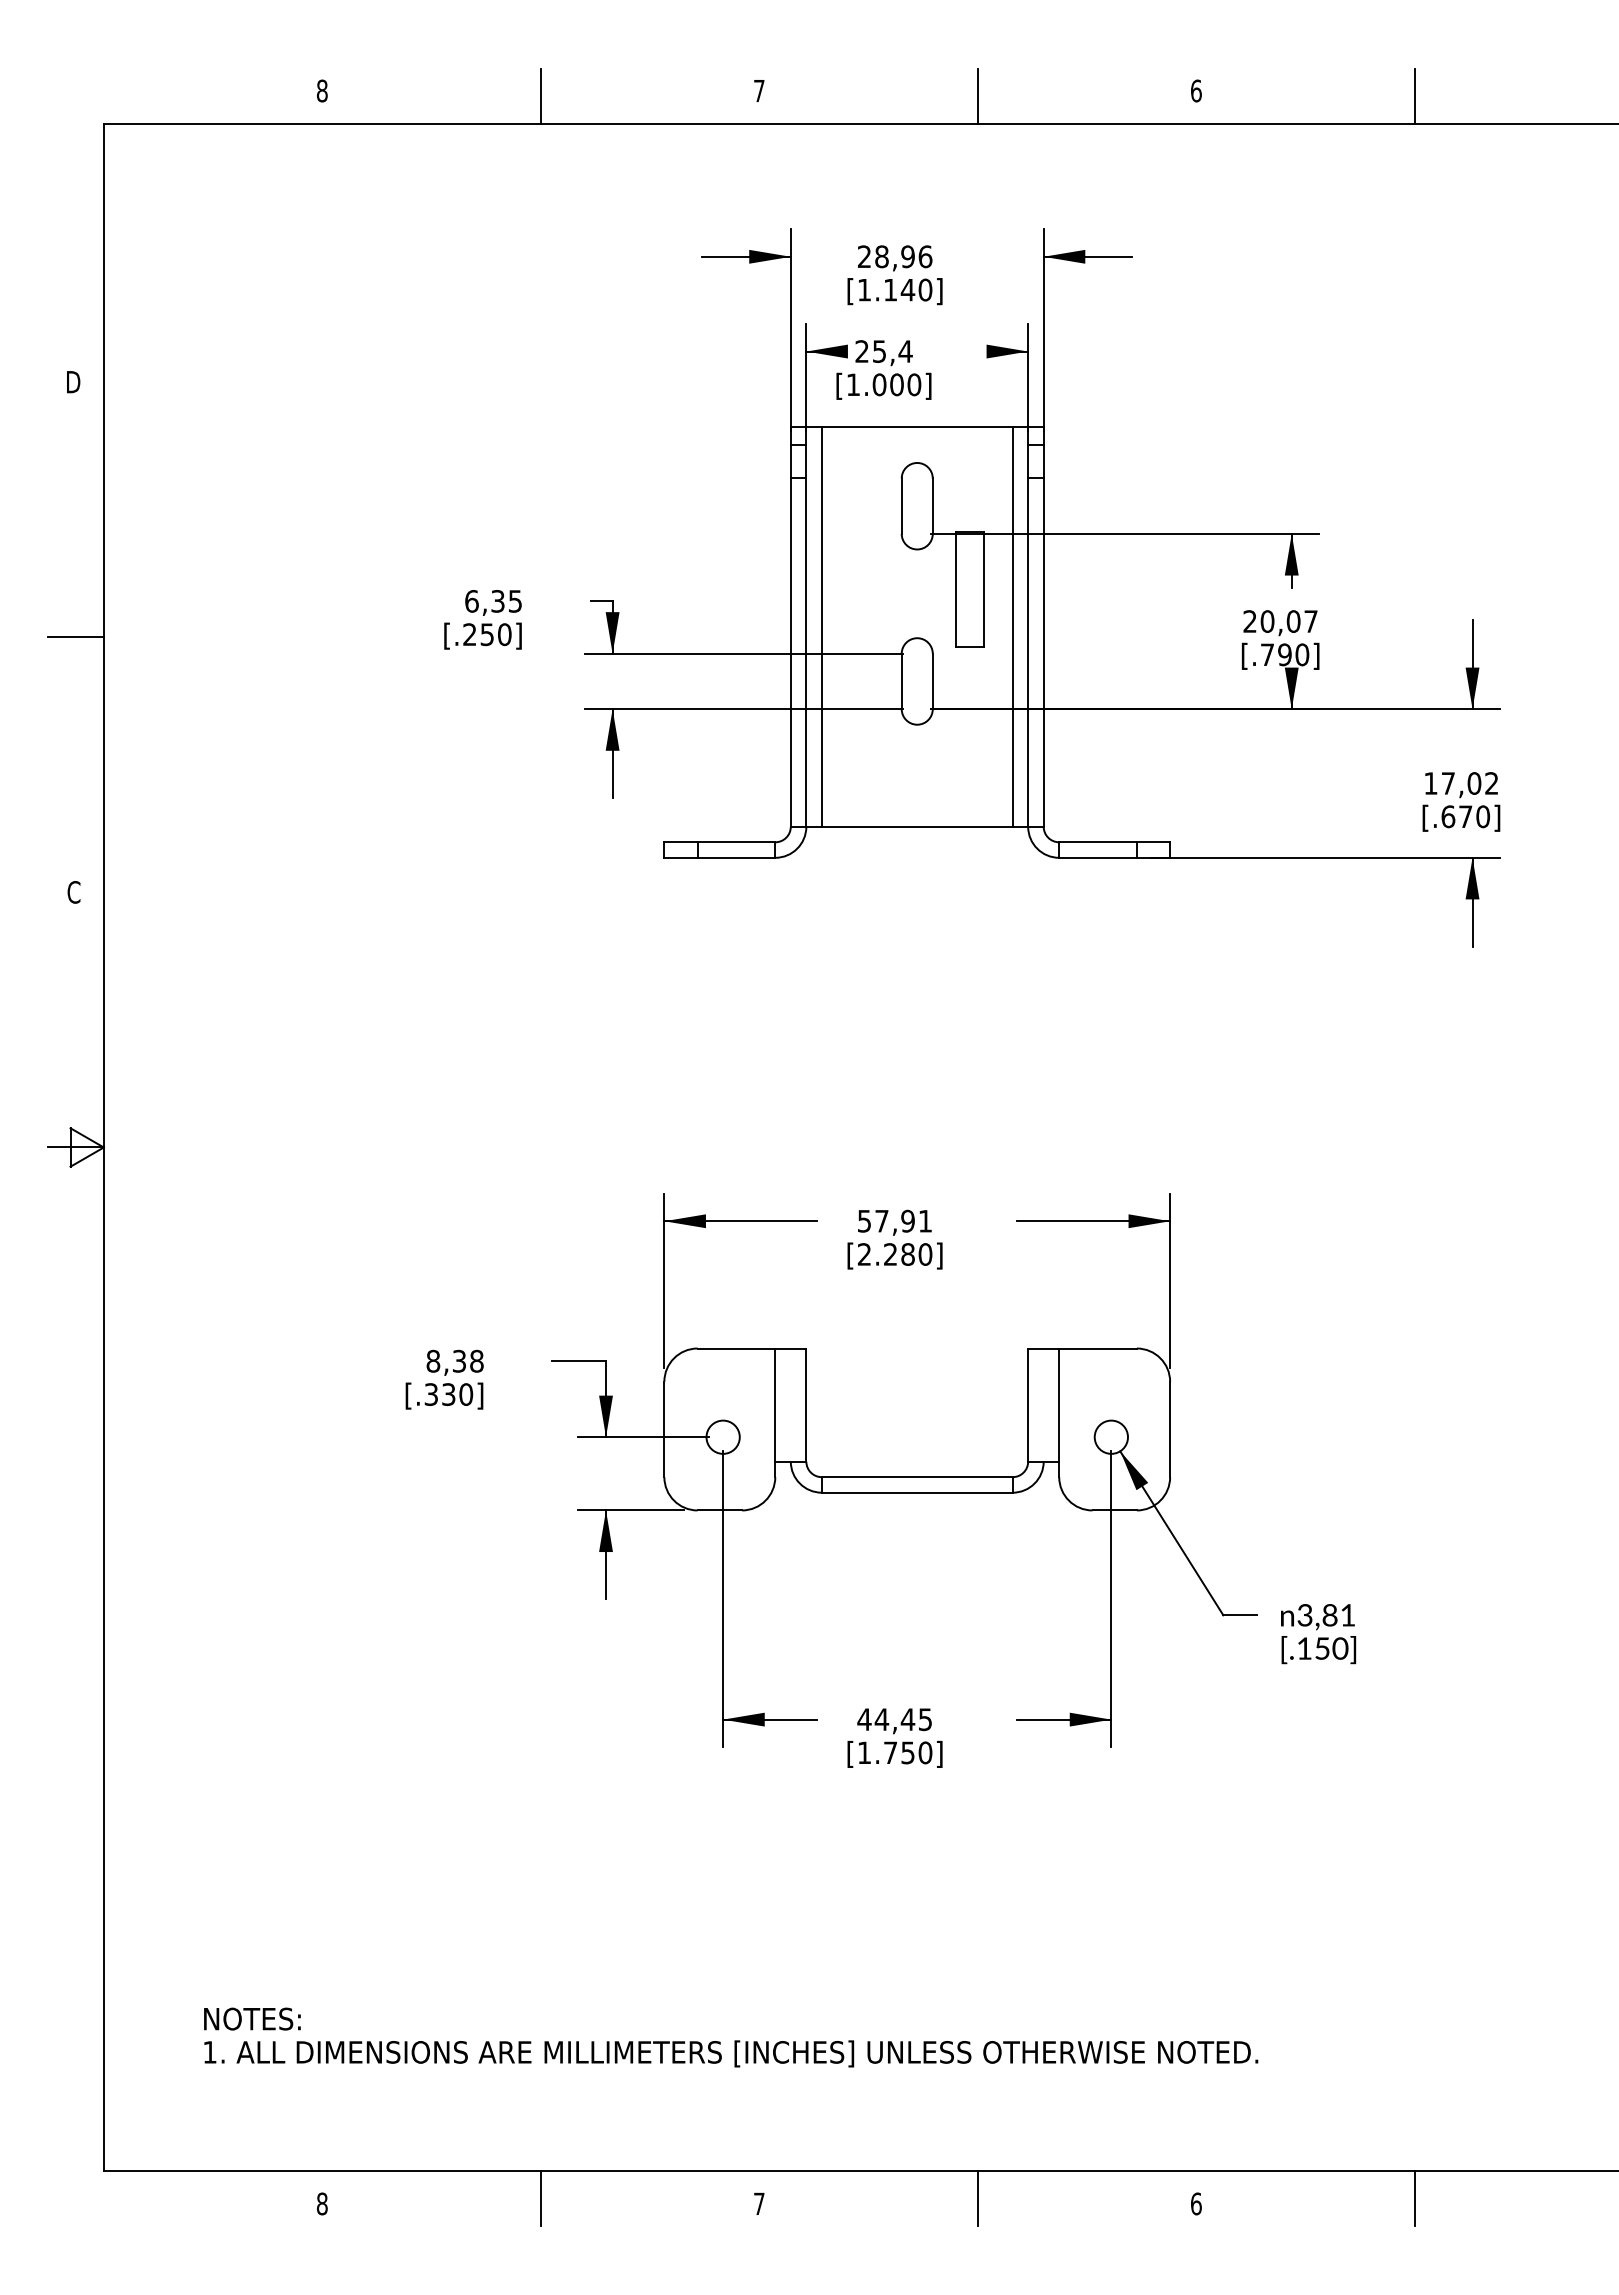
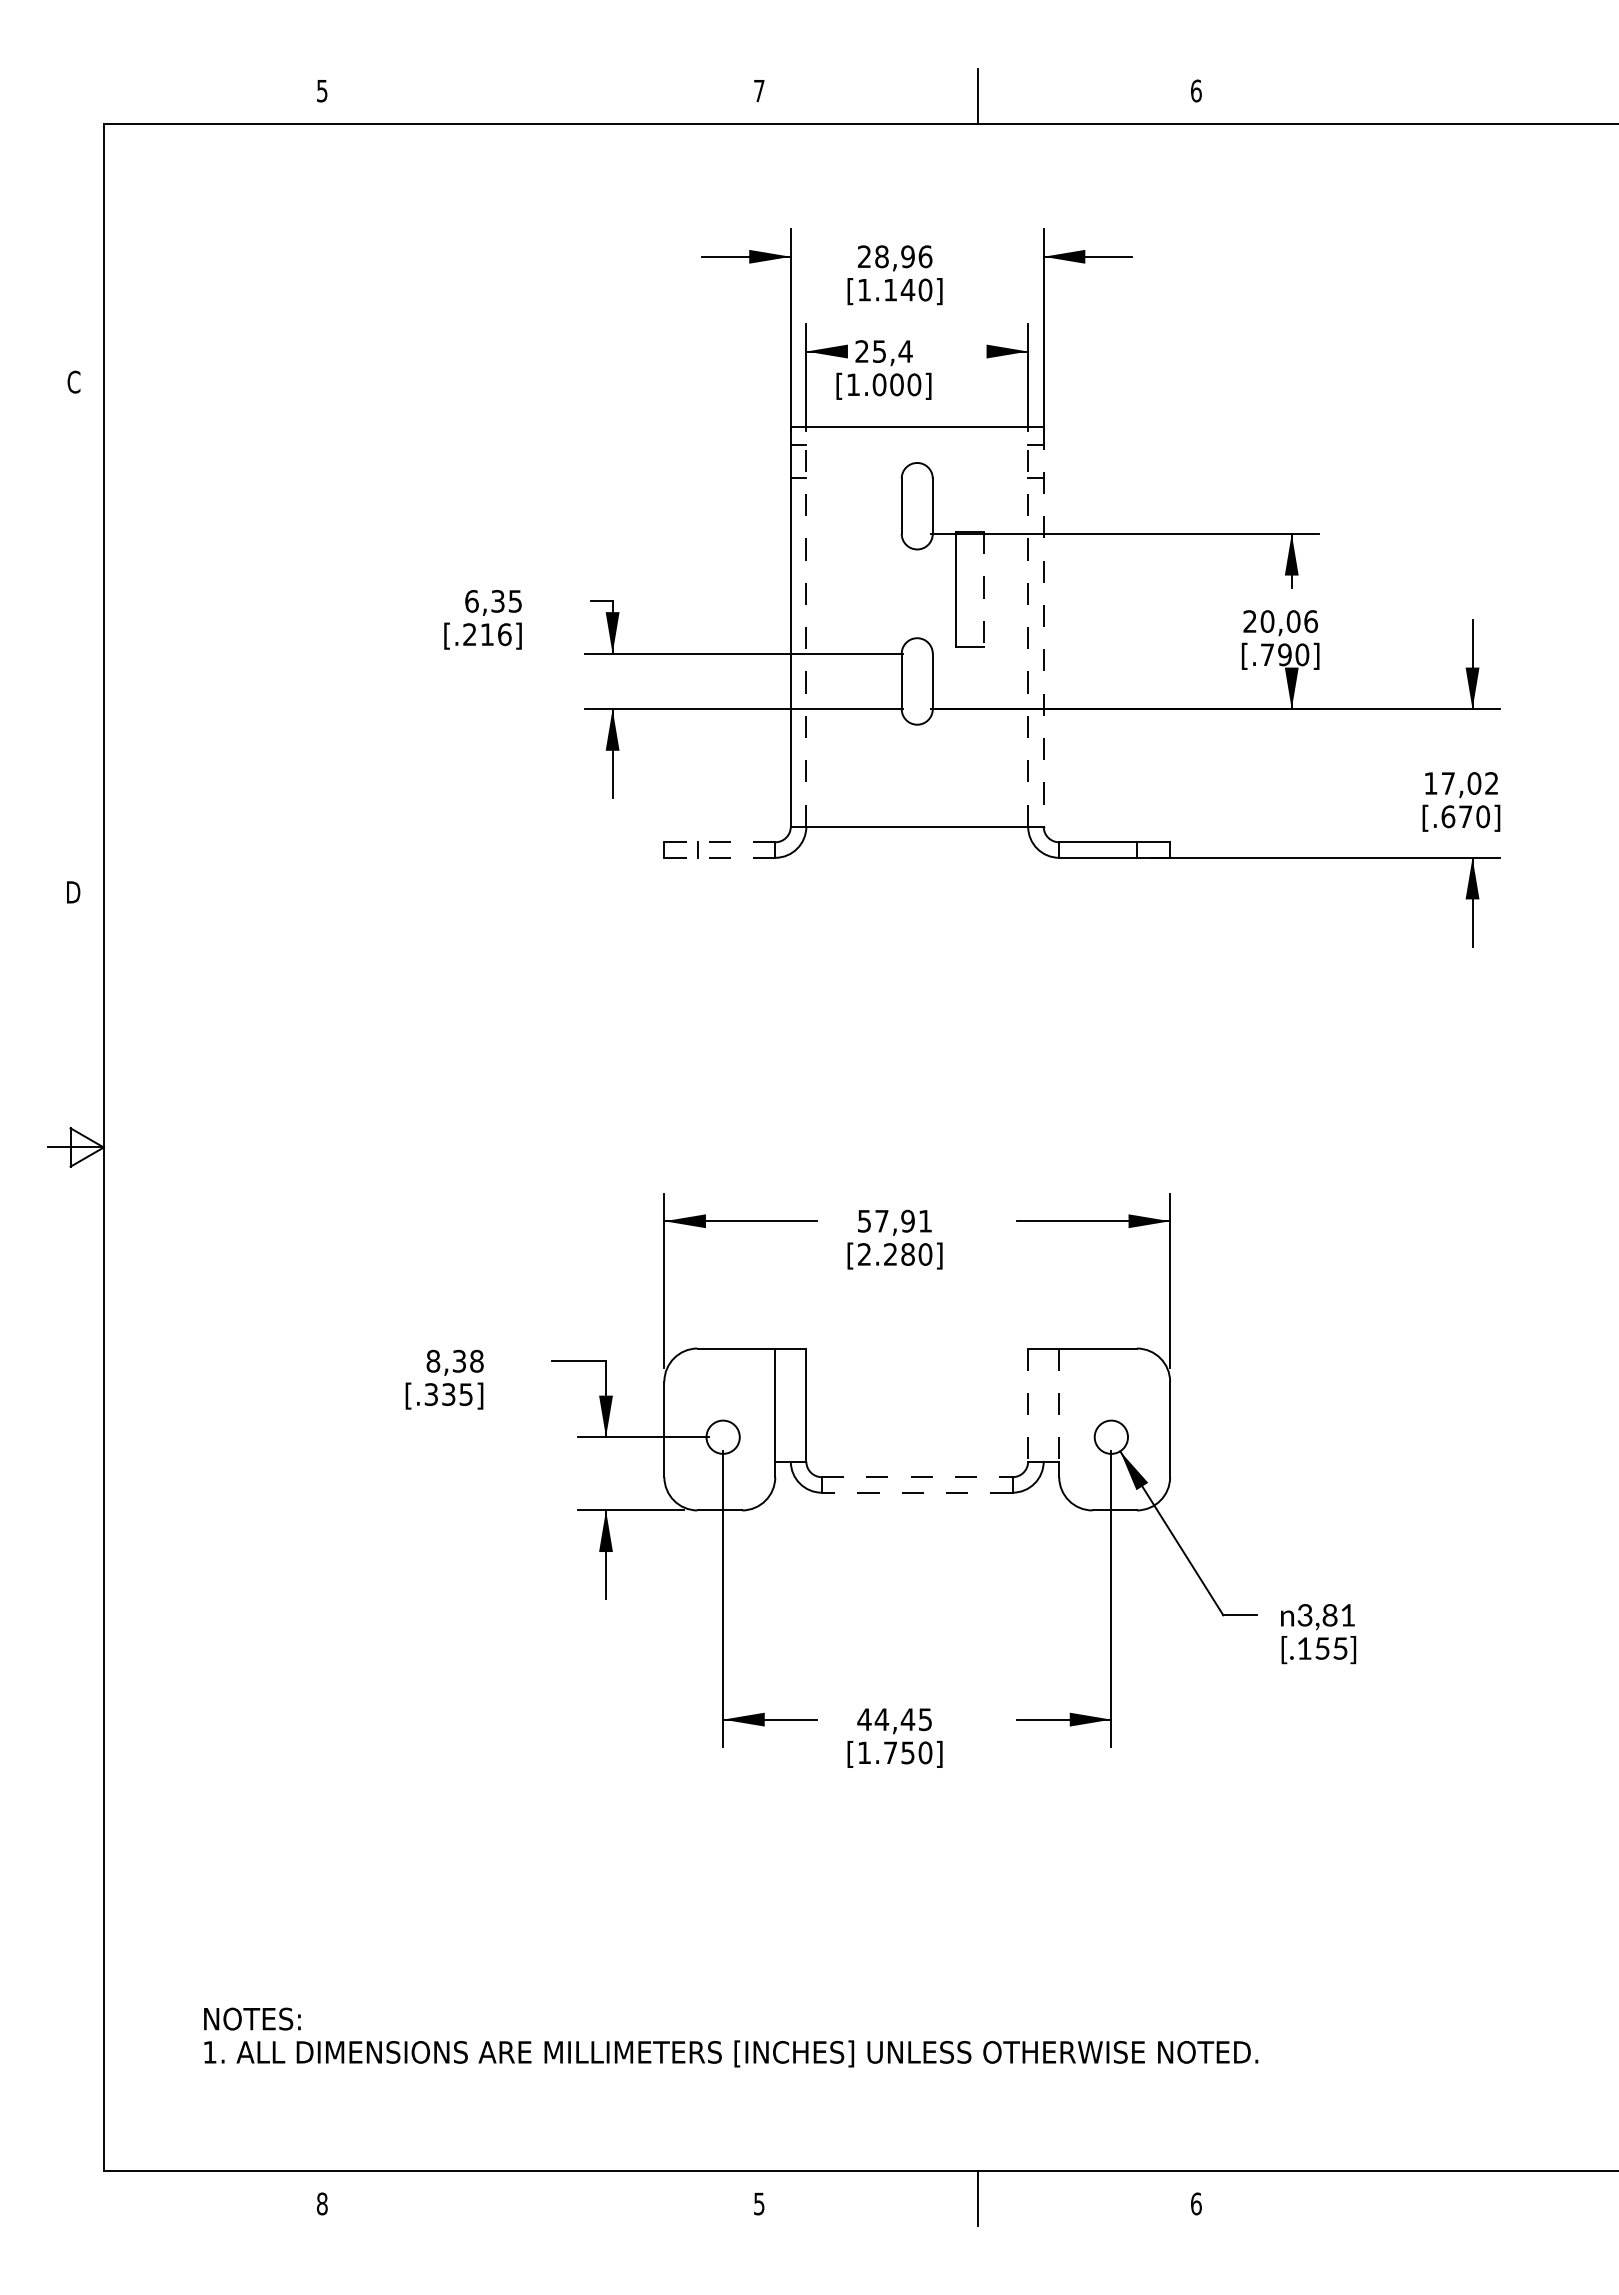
text: 8 -> 5 (321, 90)
line: present -> none (540, 96)
line: present -> none (1414, 96)
text: D -> C (73, 381)
line: solid -> dashed (983, 590)
text: 20,07 -> 20,06 (1311, 621)
line: present -> none (821, 626)
line: present -> none (1012, 626)
line: solid -> dashed (806, 627)
line: solid -> dashed (1028, 627)
line: solid -> dashed (1043, 627)
text: [.250] -> [.216] (495, 634)
line: present -> none (75, 637)
line: solid -> dashed (720, 842)
line: solid -> dashed (719, 857)
text: C -> D (73, 892)
text: [.330] -> [.335] (466, 1394)
line: solid -> dashed (1028, 1405)
line: solid -> dashed (1059, 1405)
line: solid -> dashed (917, 1477)
line: solid -> dashed (916, 1492)
text: [.150] -> [.155] (1340, 1648)
line: present -> none (540, 2198)
line: present -> none (1414, 2198)
text: 7 -> 5 (759, 2204)
